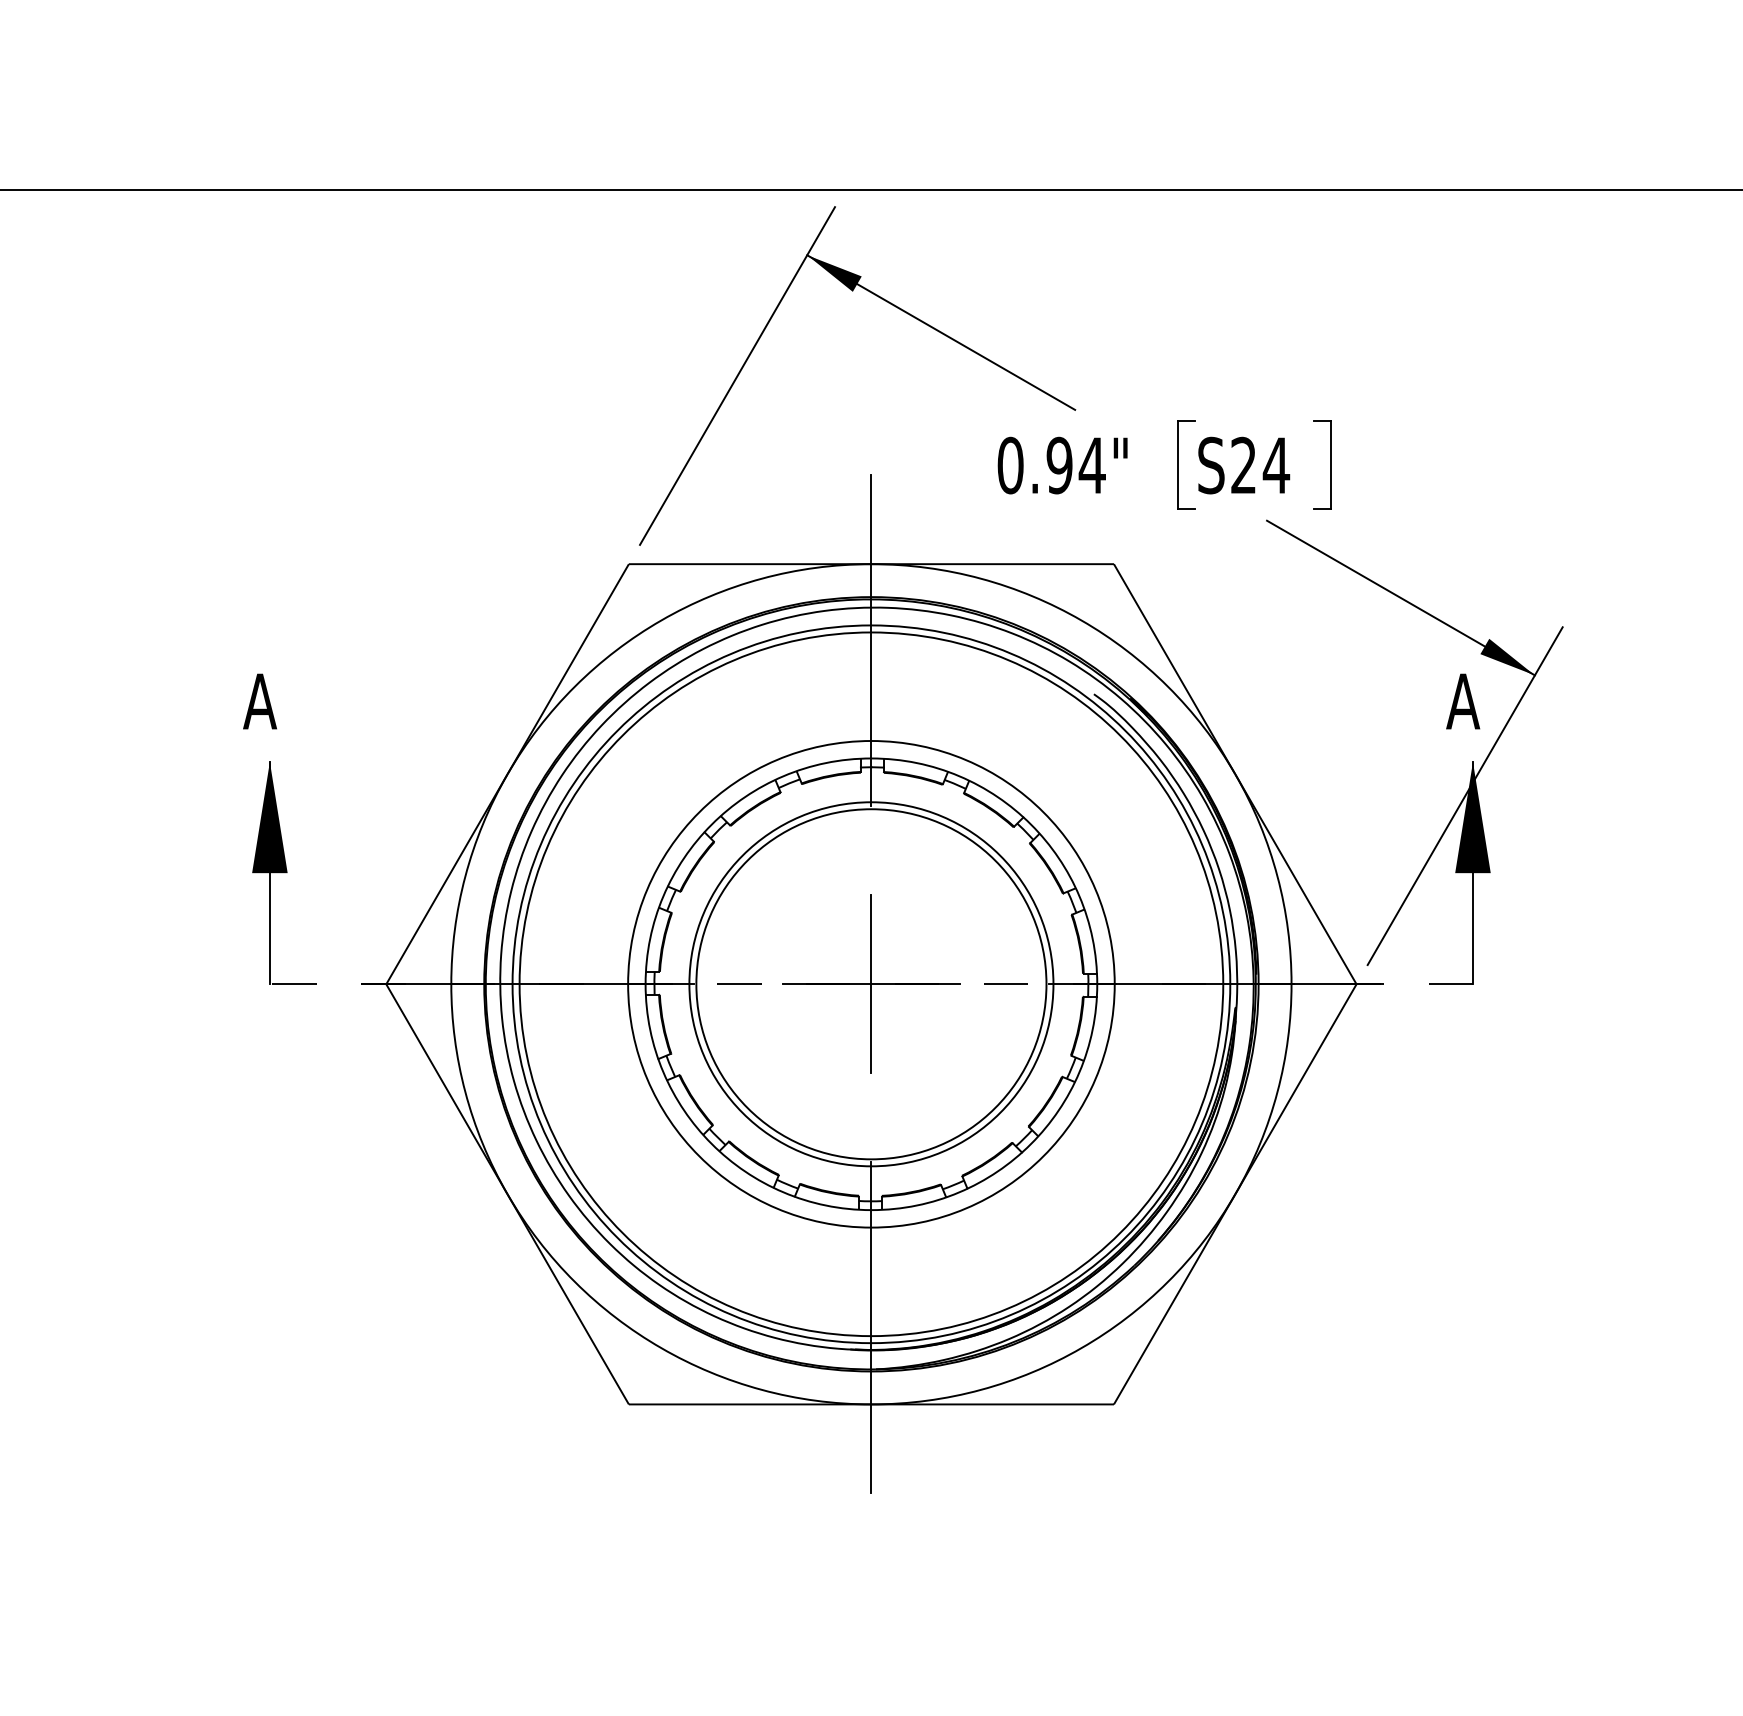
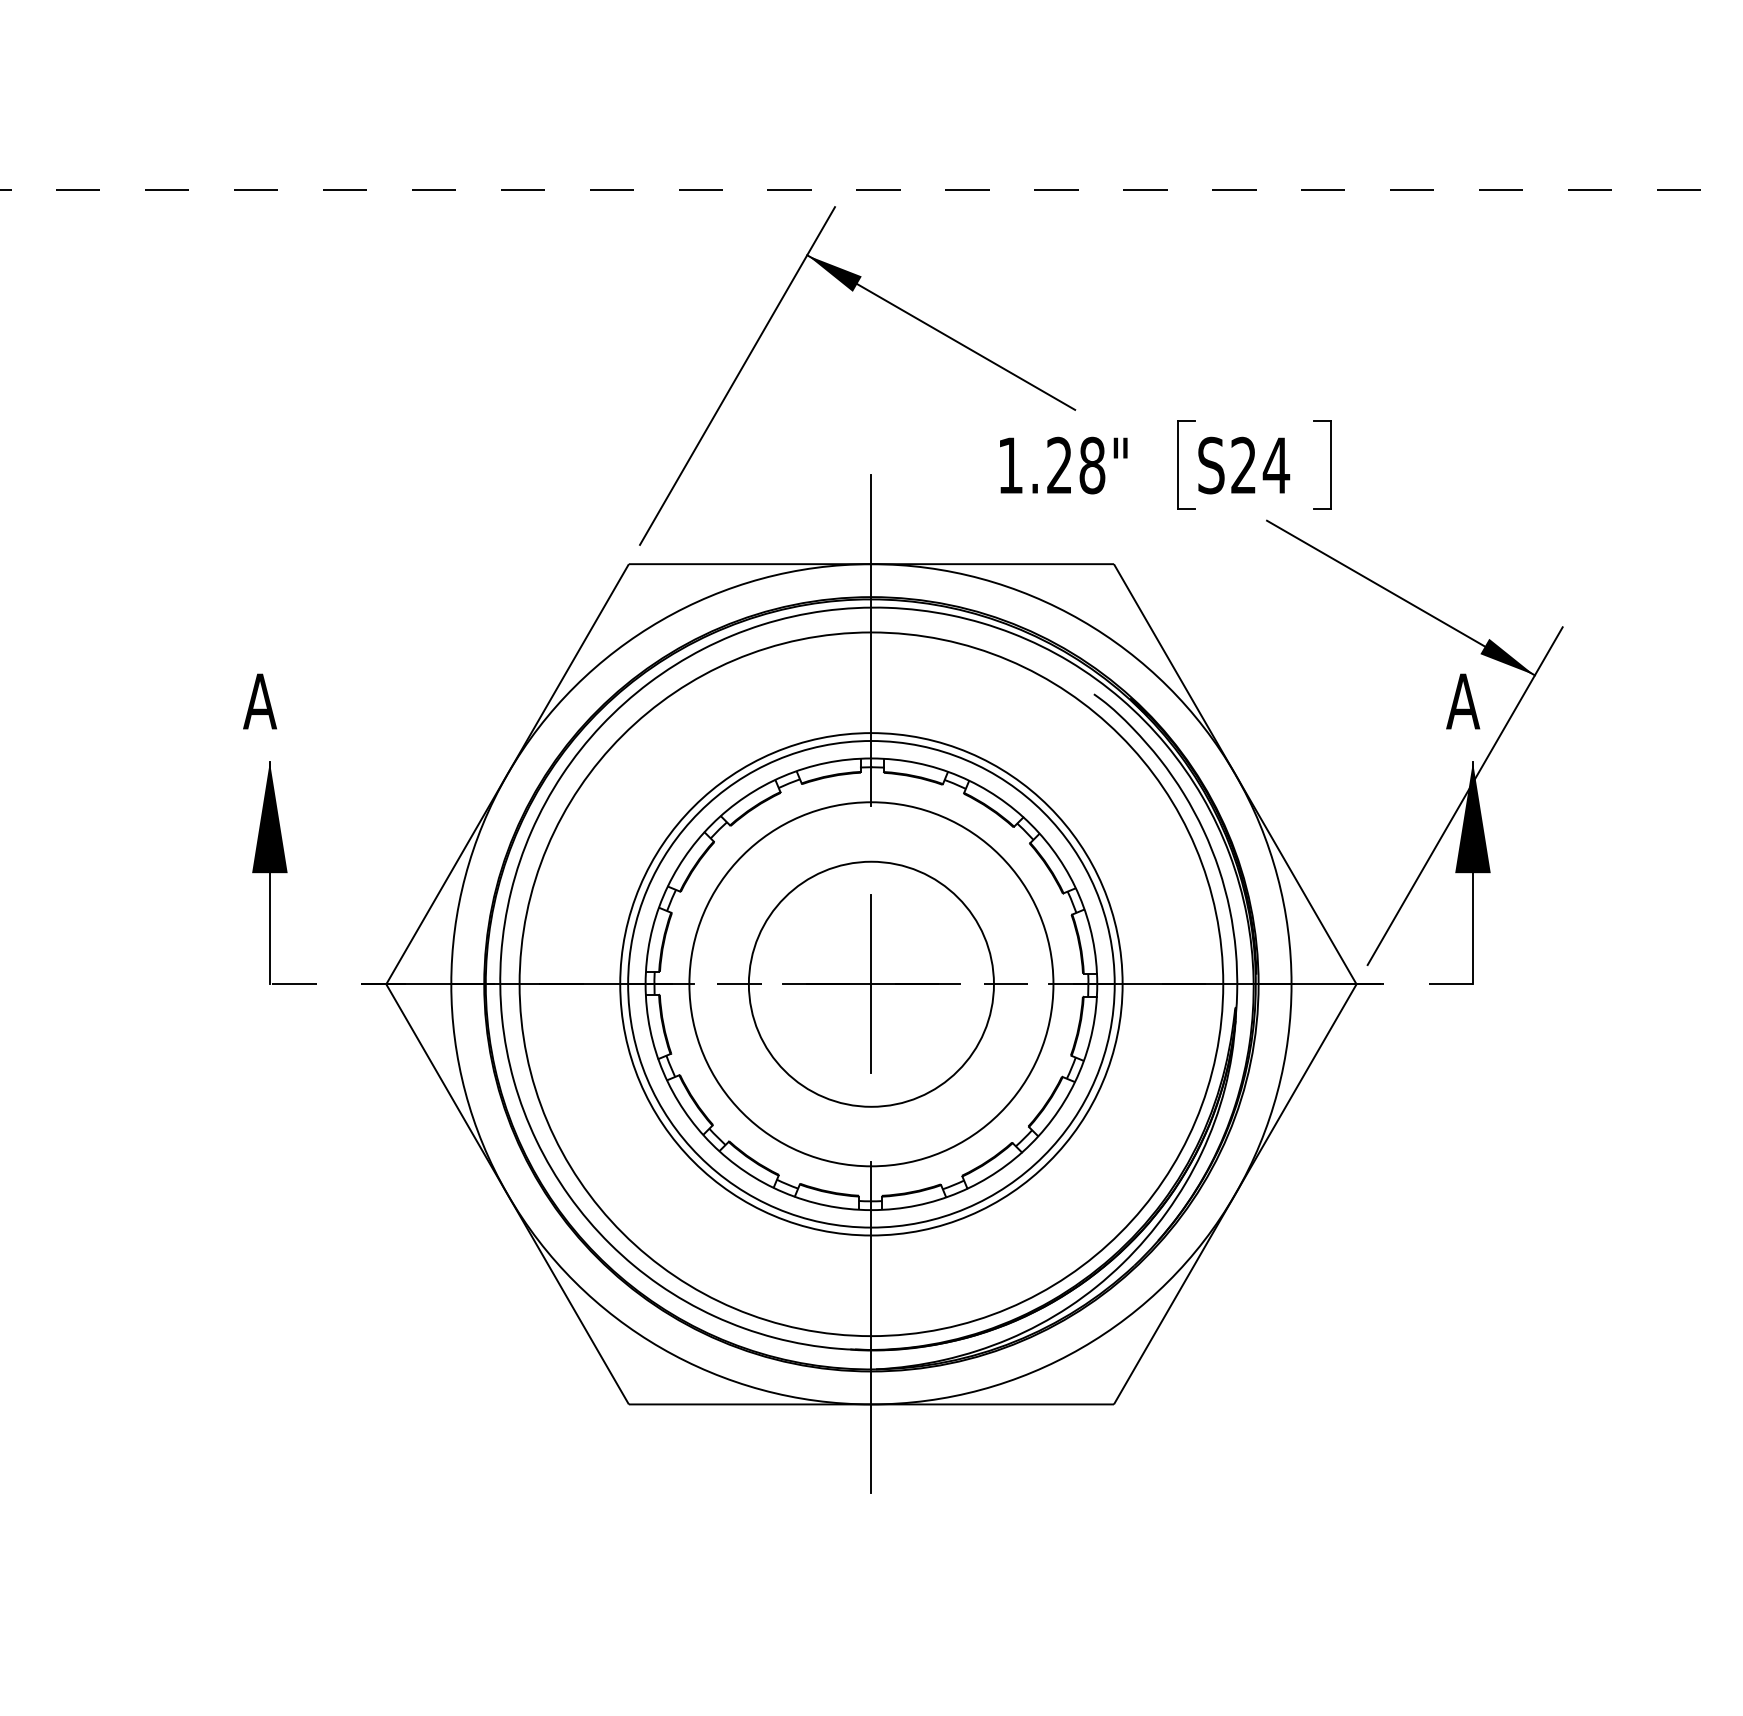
line: solid -> dashed (871, 189)
text: 0.94" -> 1.28" (1051, 465)
circle diameter: 350 px -> 245 px (870, 983)
circle diameter: 718 px -> 502 px (871, 984)
